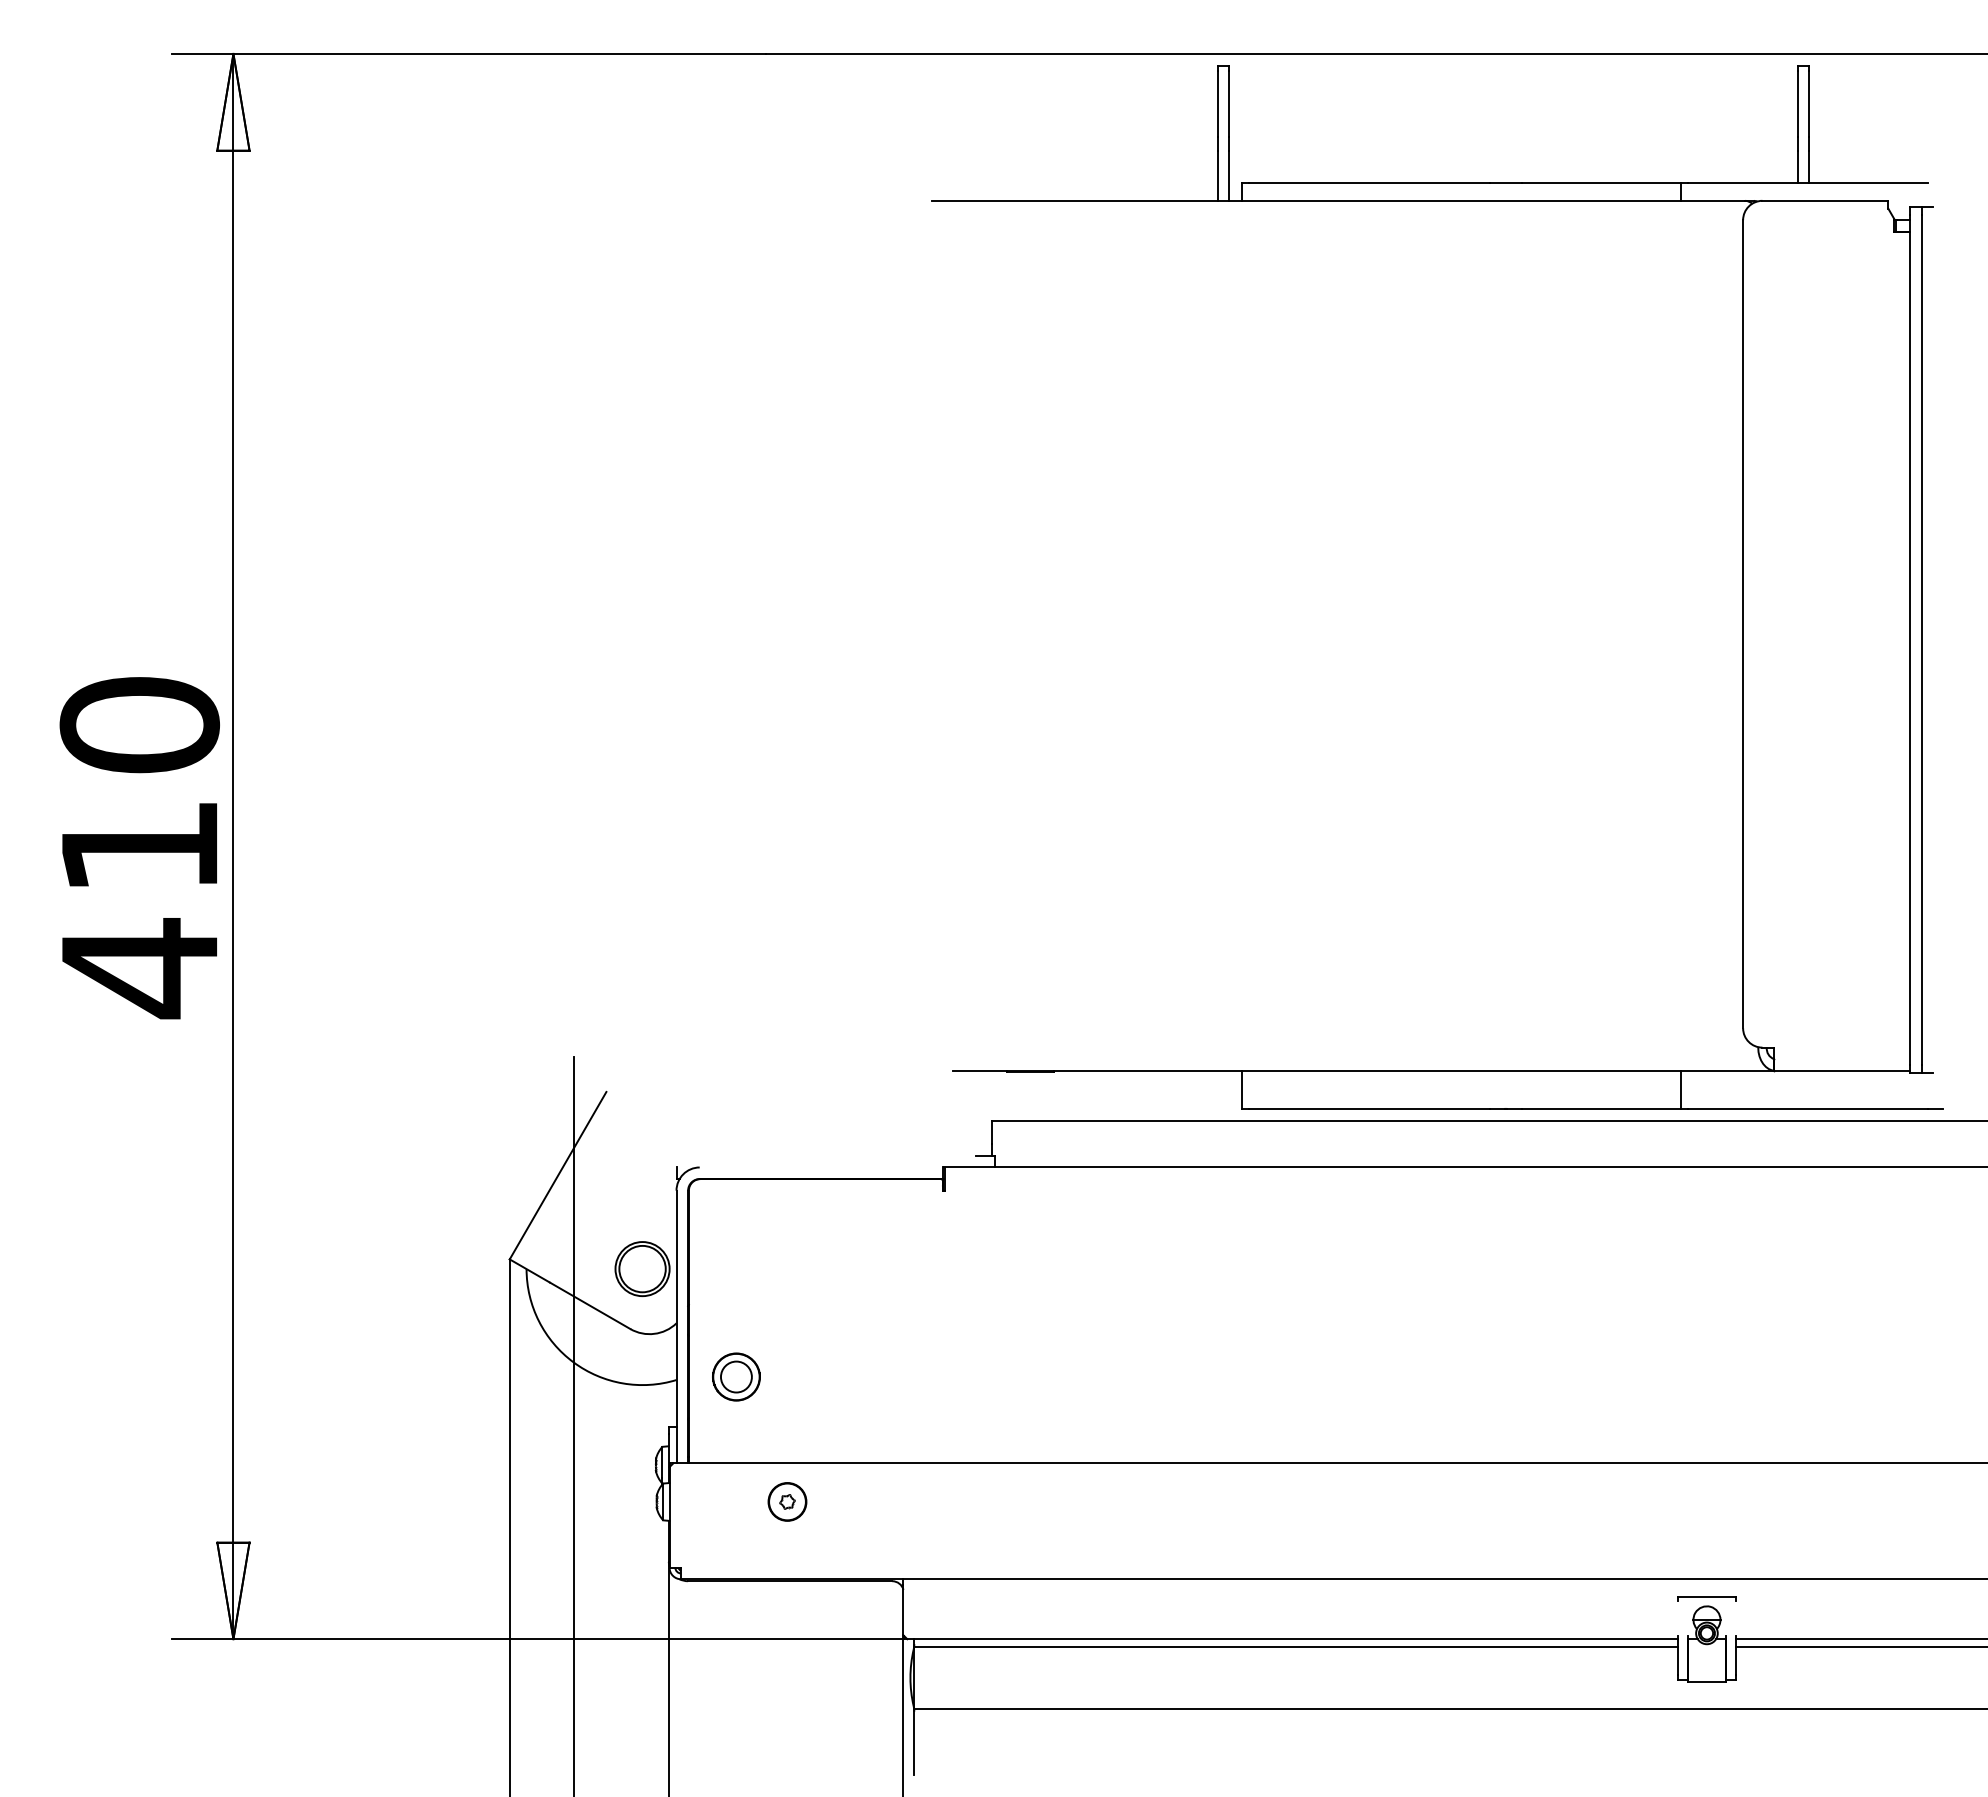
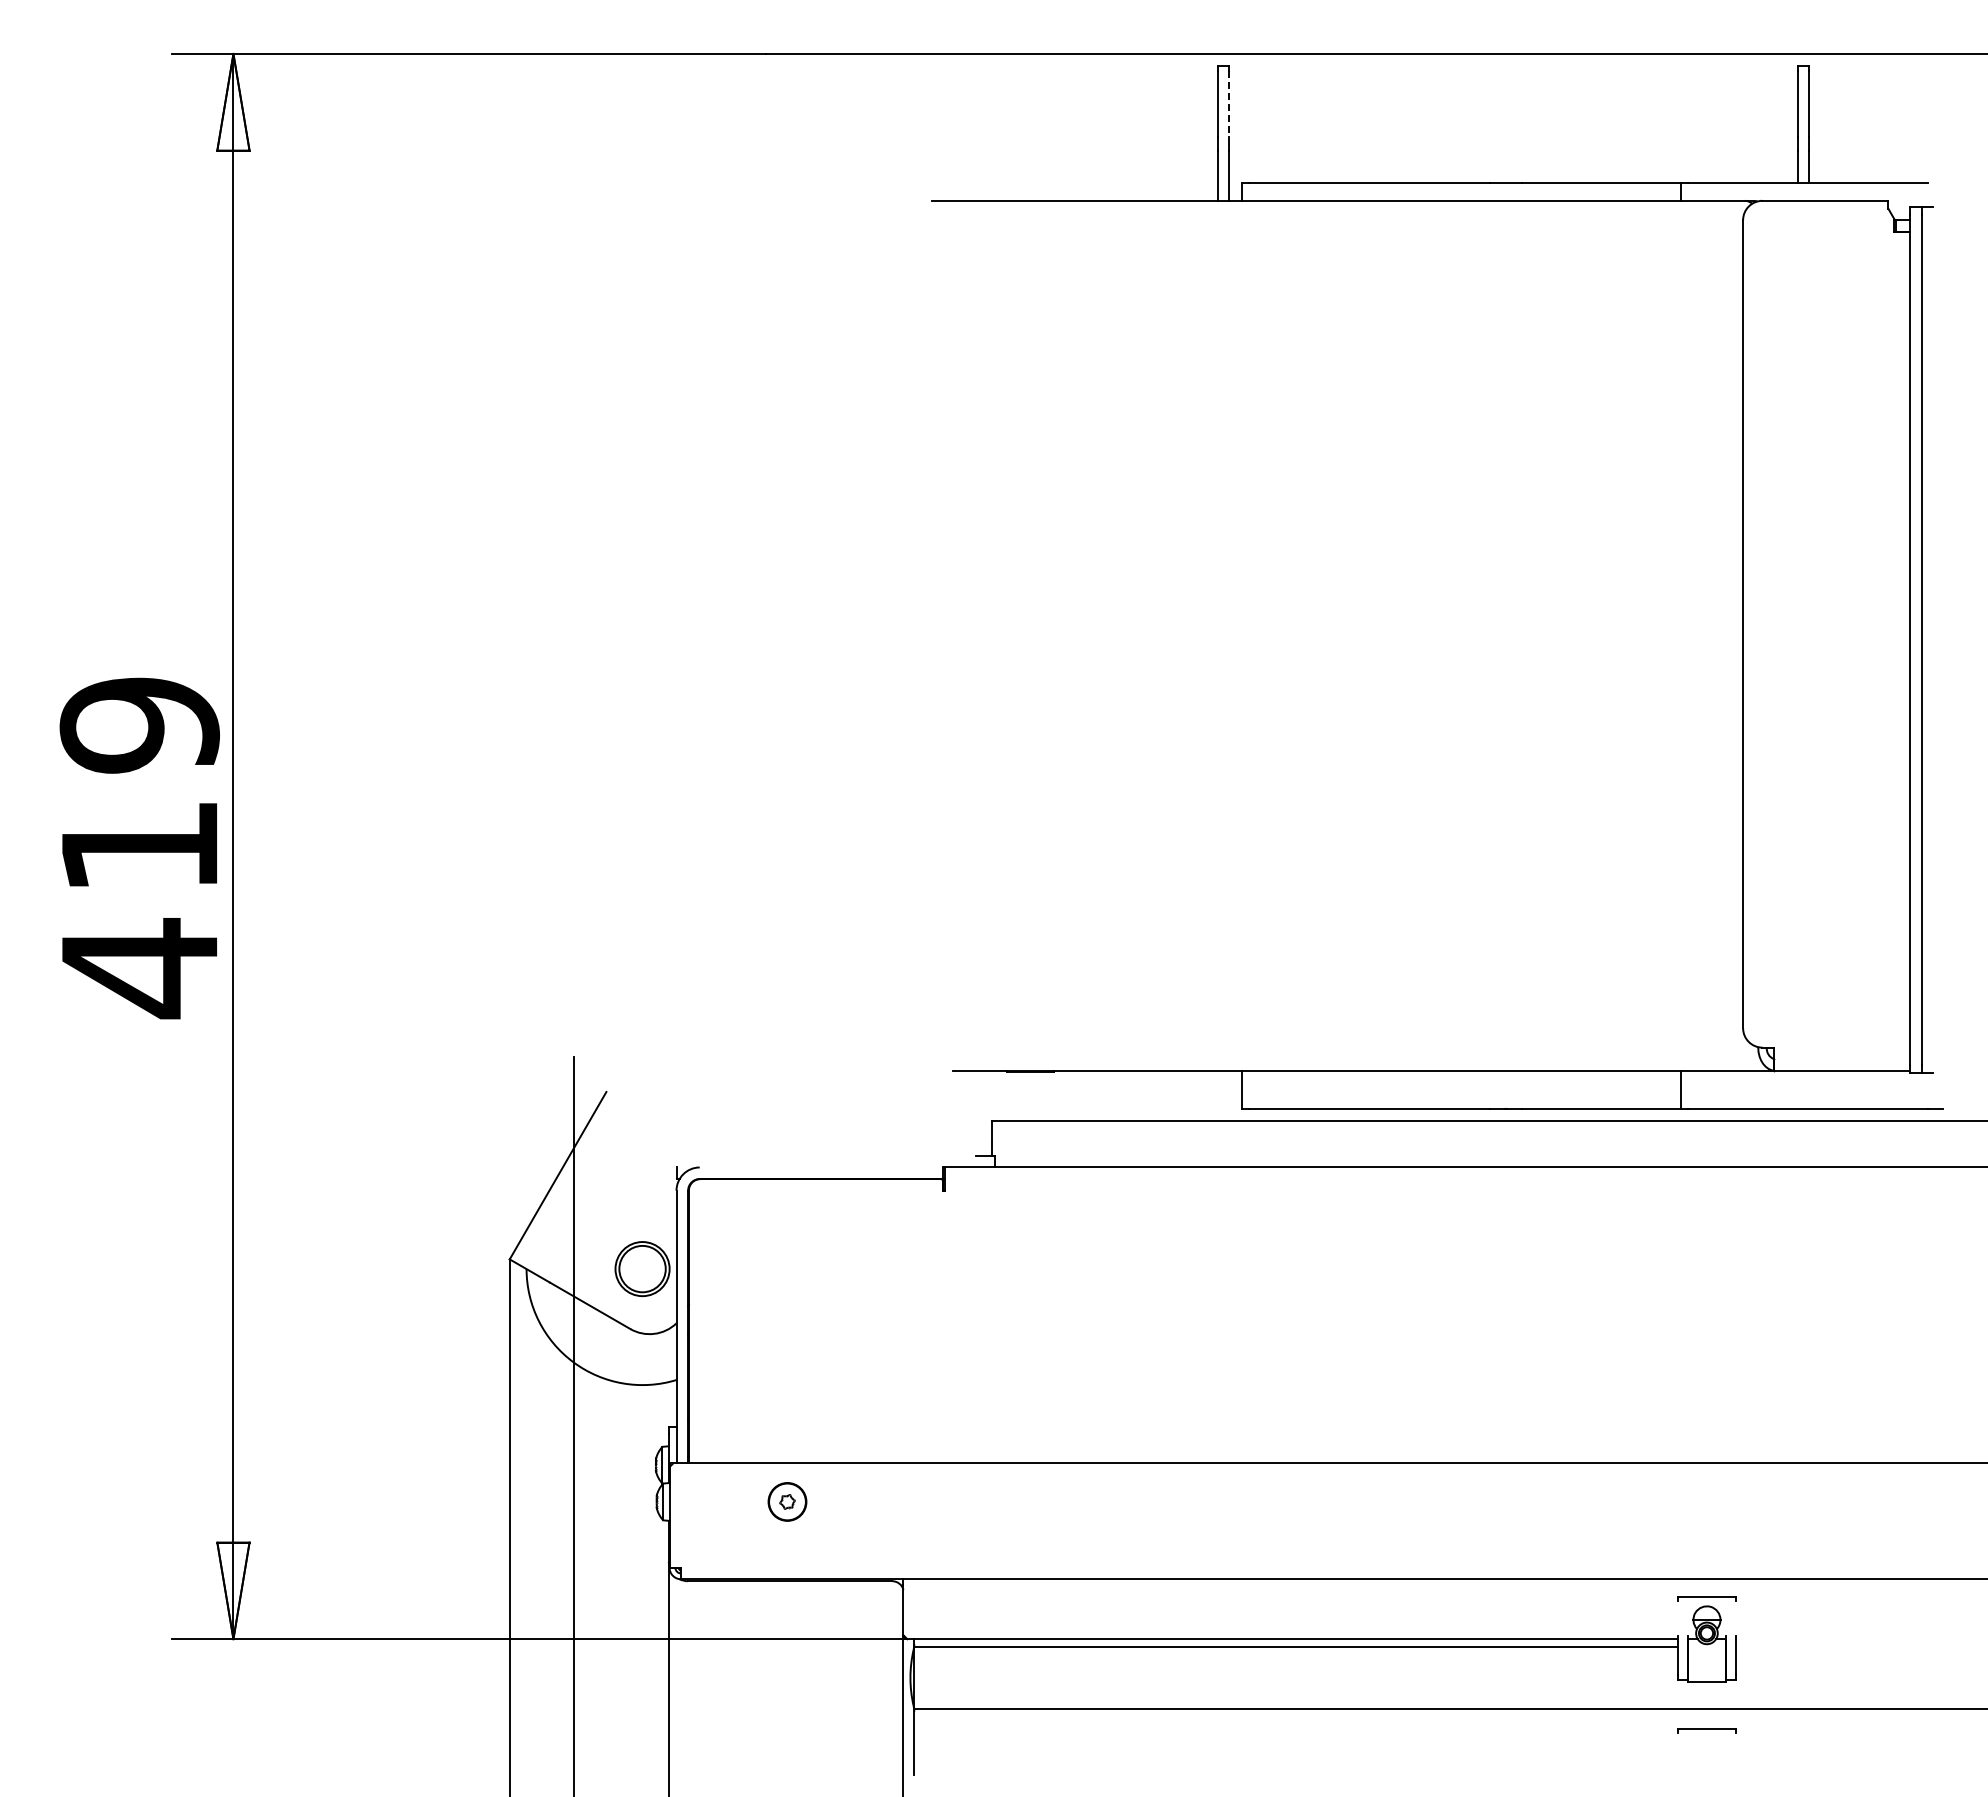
line: solid -> dashed (1229, 104)
text: 410 -> 419 (139, 725)
part: present -> none (736, 1376)
line: present -> none (1859, 1639)
line: present -> none (1859, 1646)
part: none -> present (1706, 1730)
